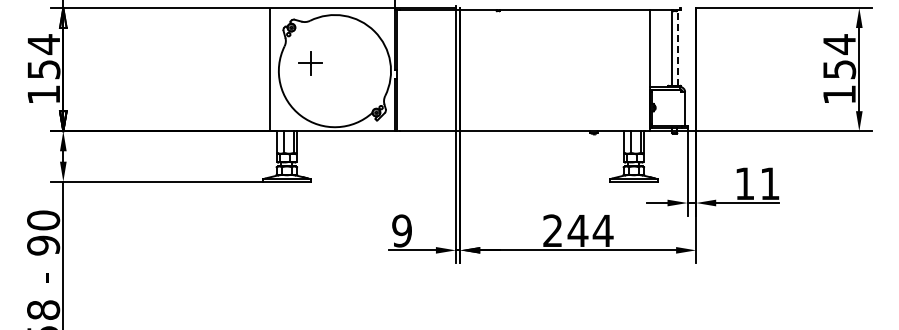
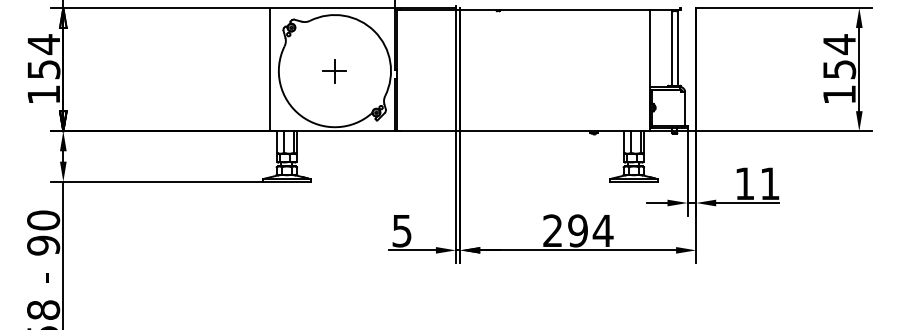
line: dashed -> solid (677, 48)
part position: (310, 63) -> (334, 71) (334, 71)
text: 9 -> 5 (401, 230)
text: 244 -> 294 (577, 230)
